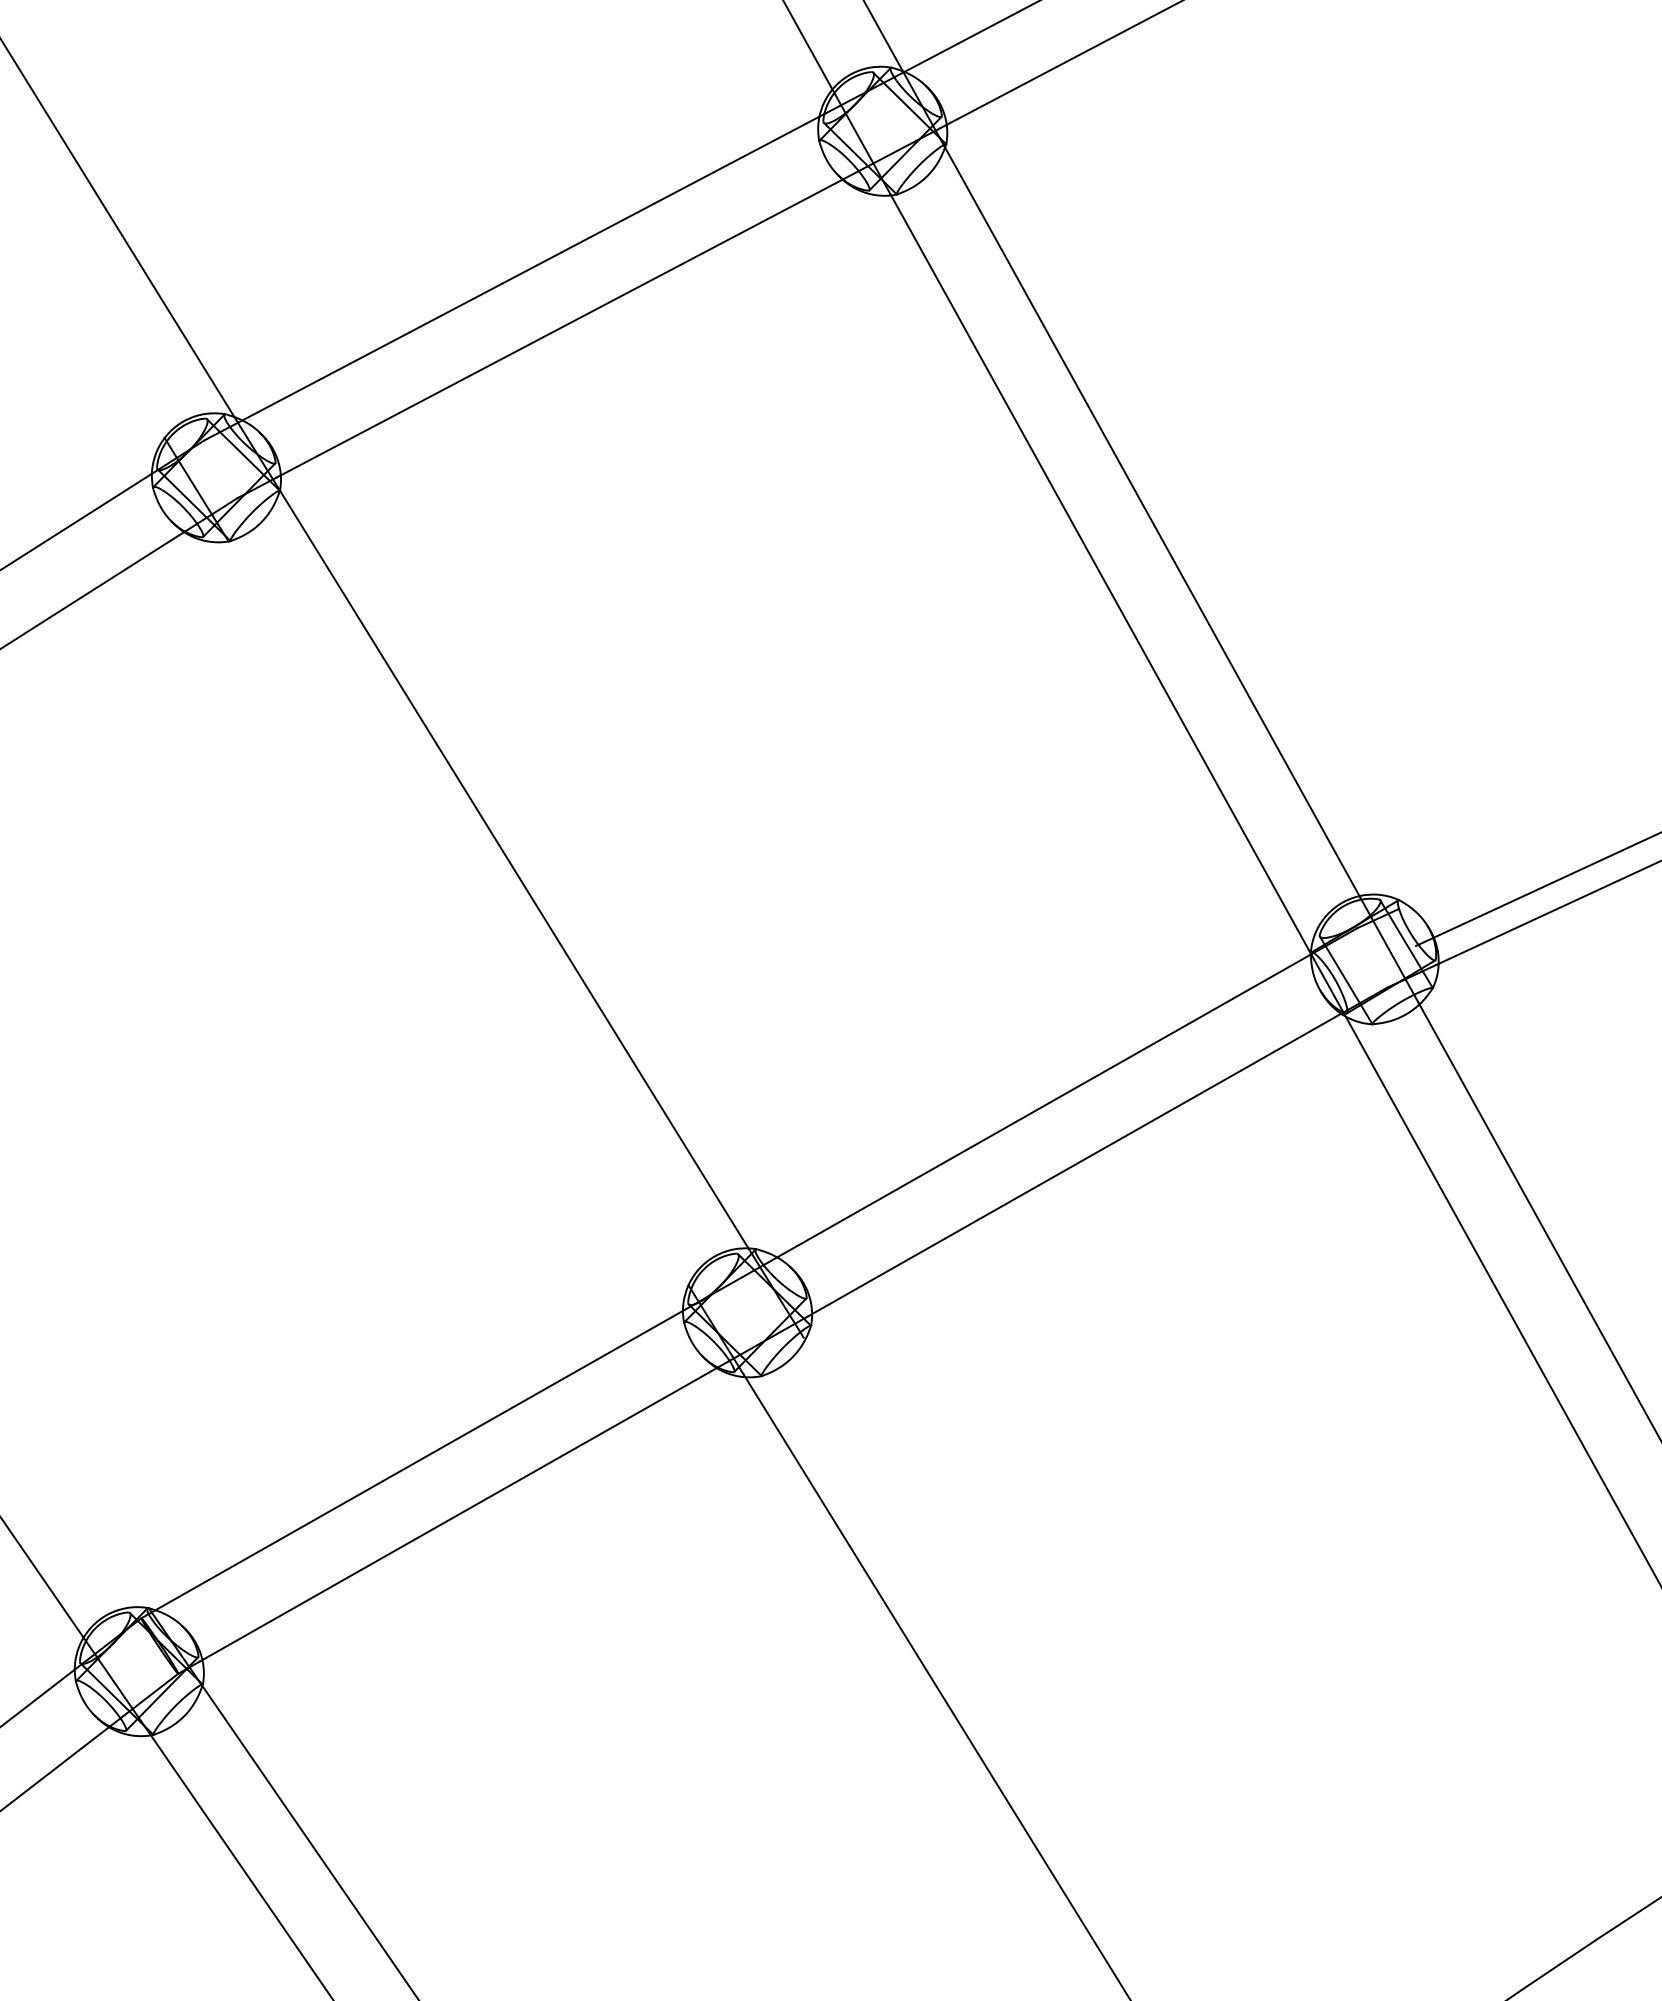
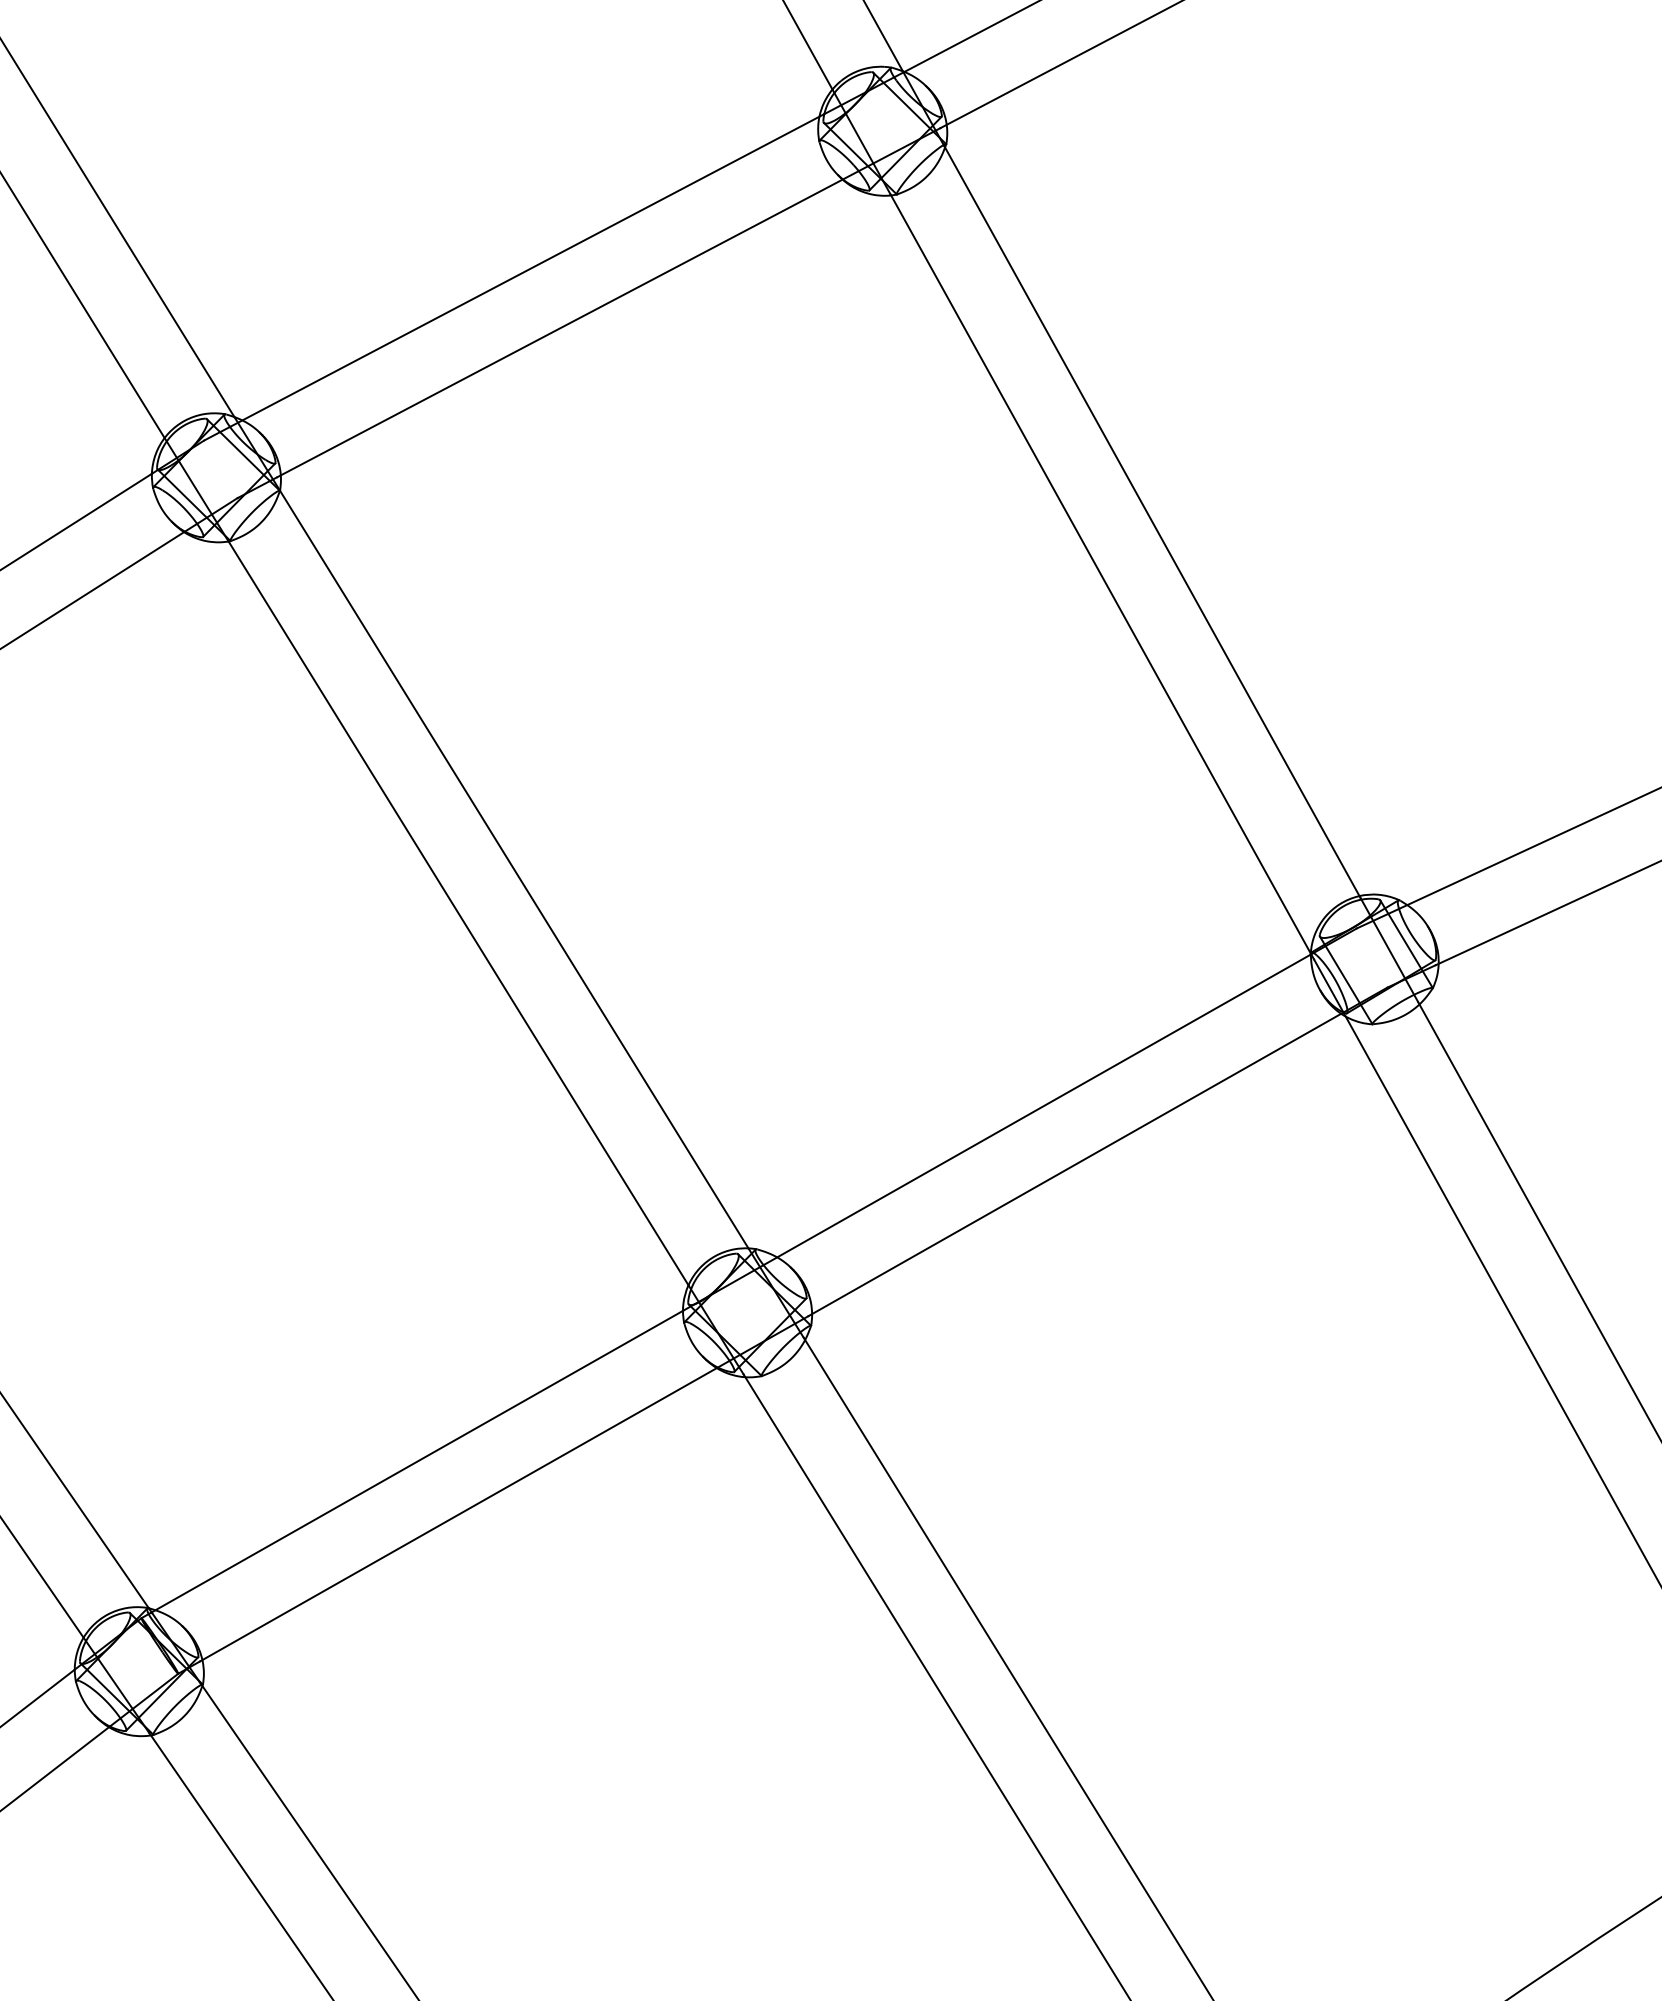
line: none -> present (83, 306)
line position: (1537, 889) -> (1528, 848) (1528, 848)
line: none -> present (458, 913)
line: none -> present (75, 1501)
line: none -> present (1007, 1667)
